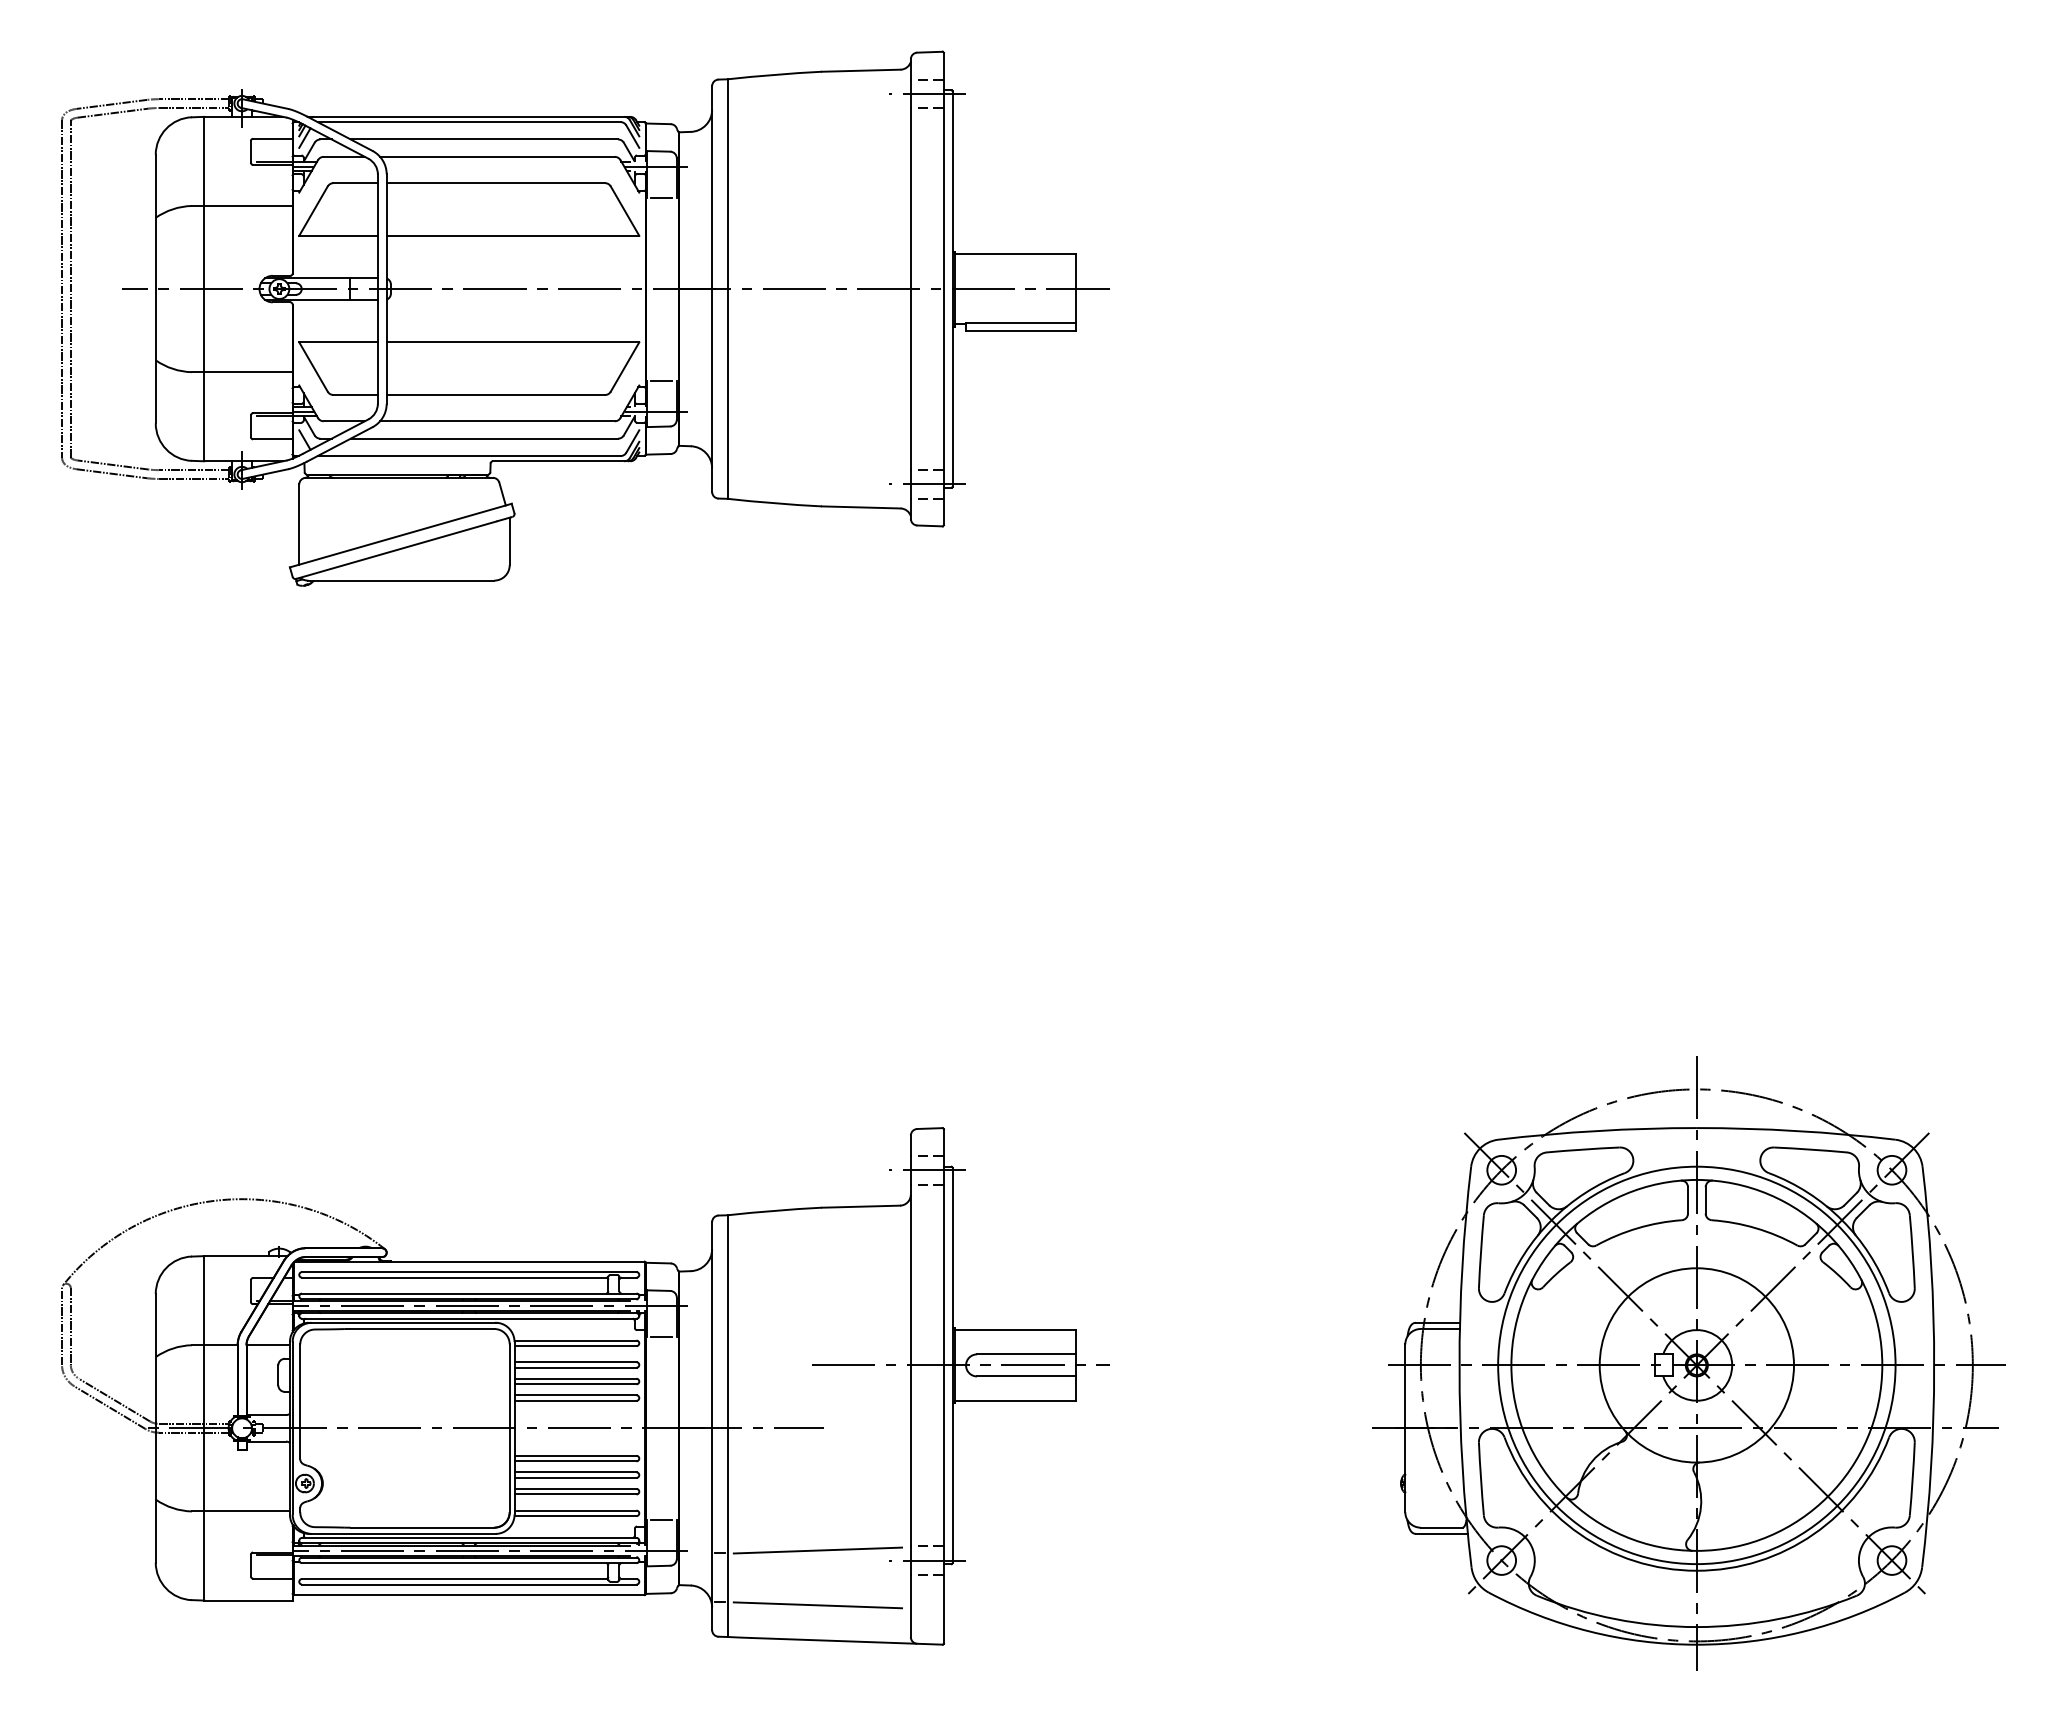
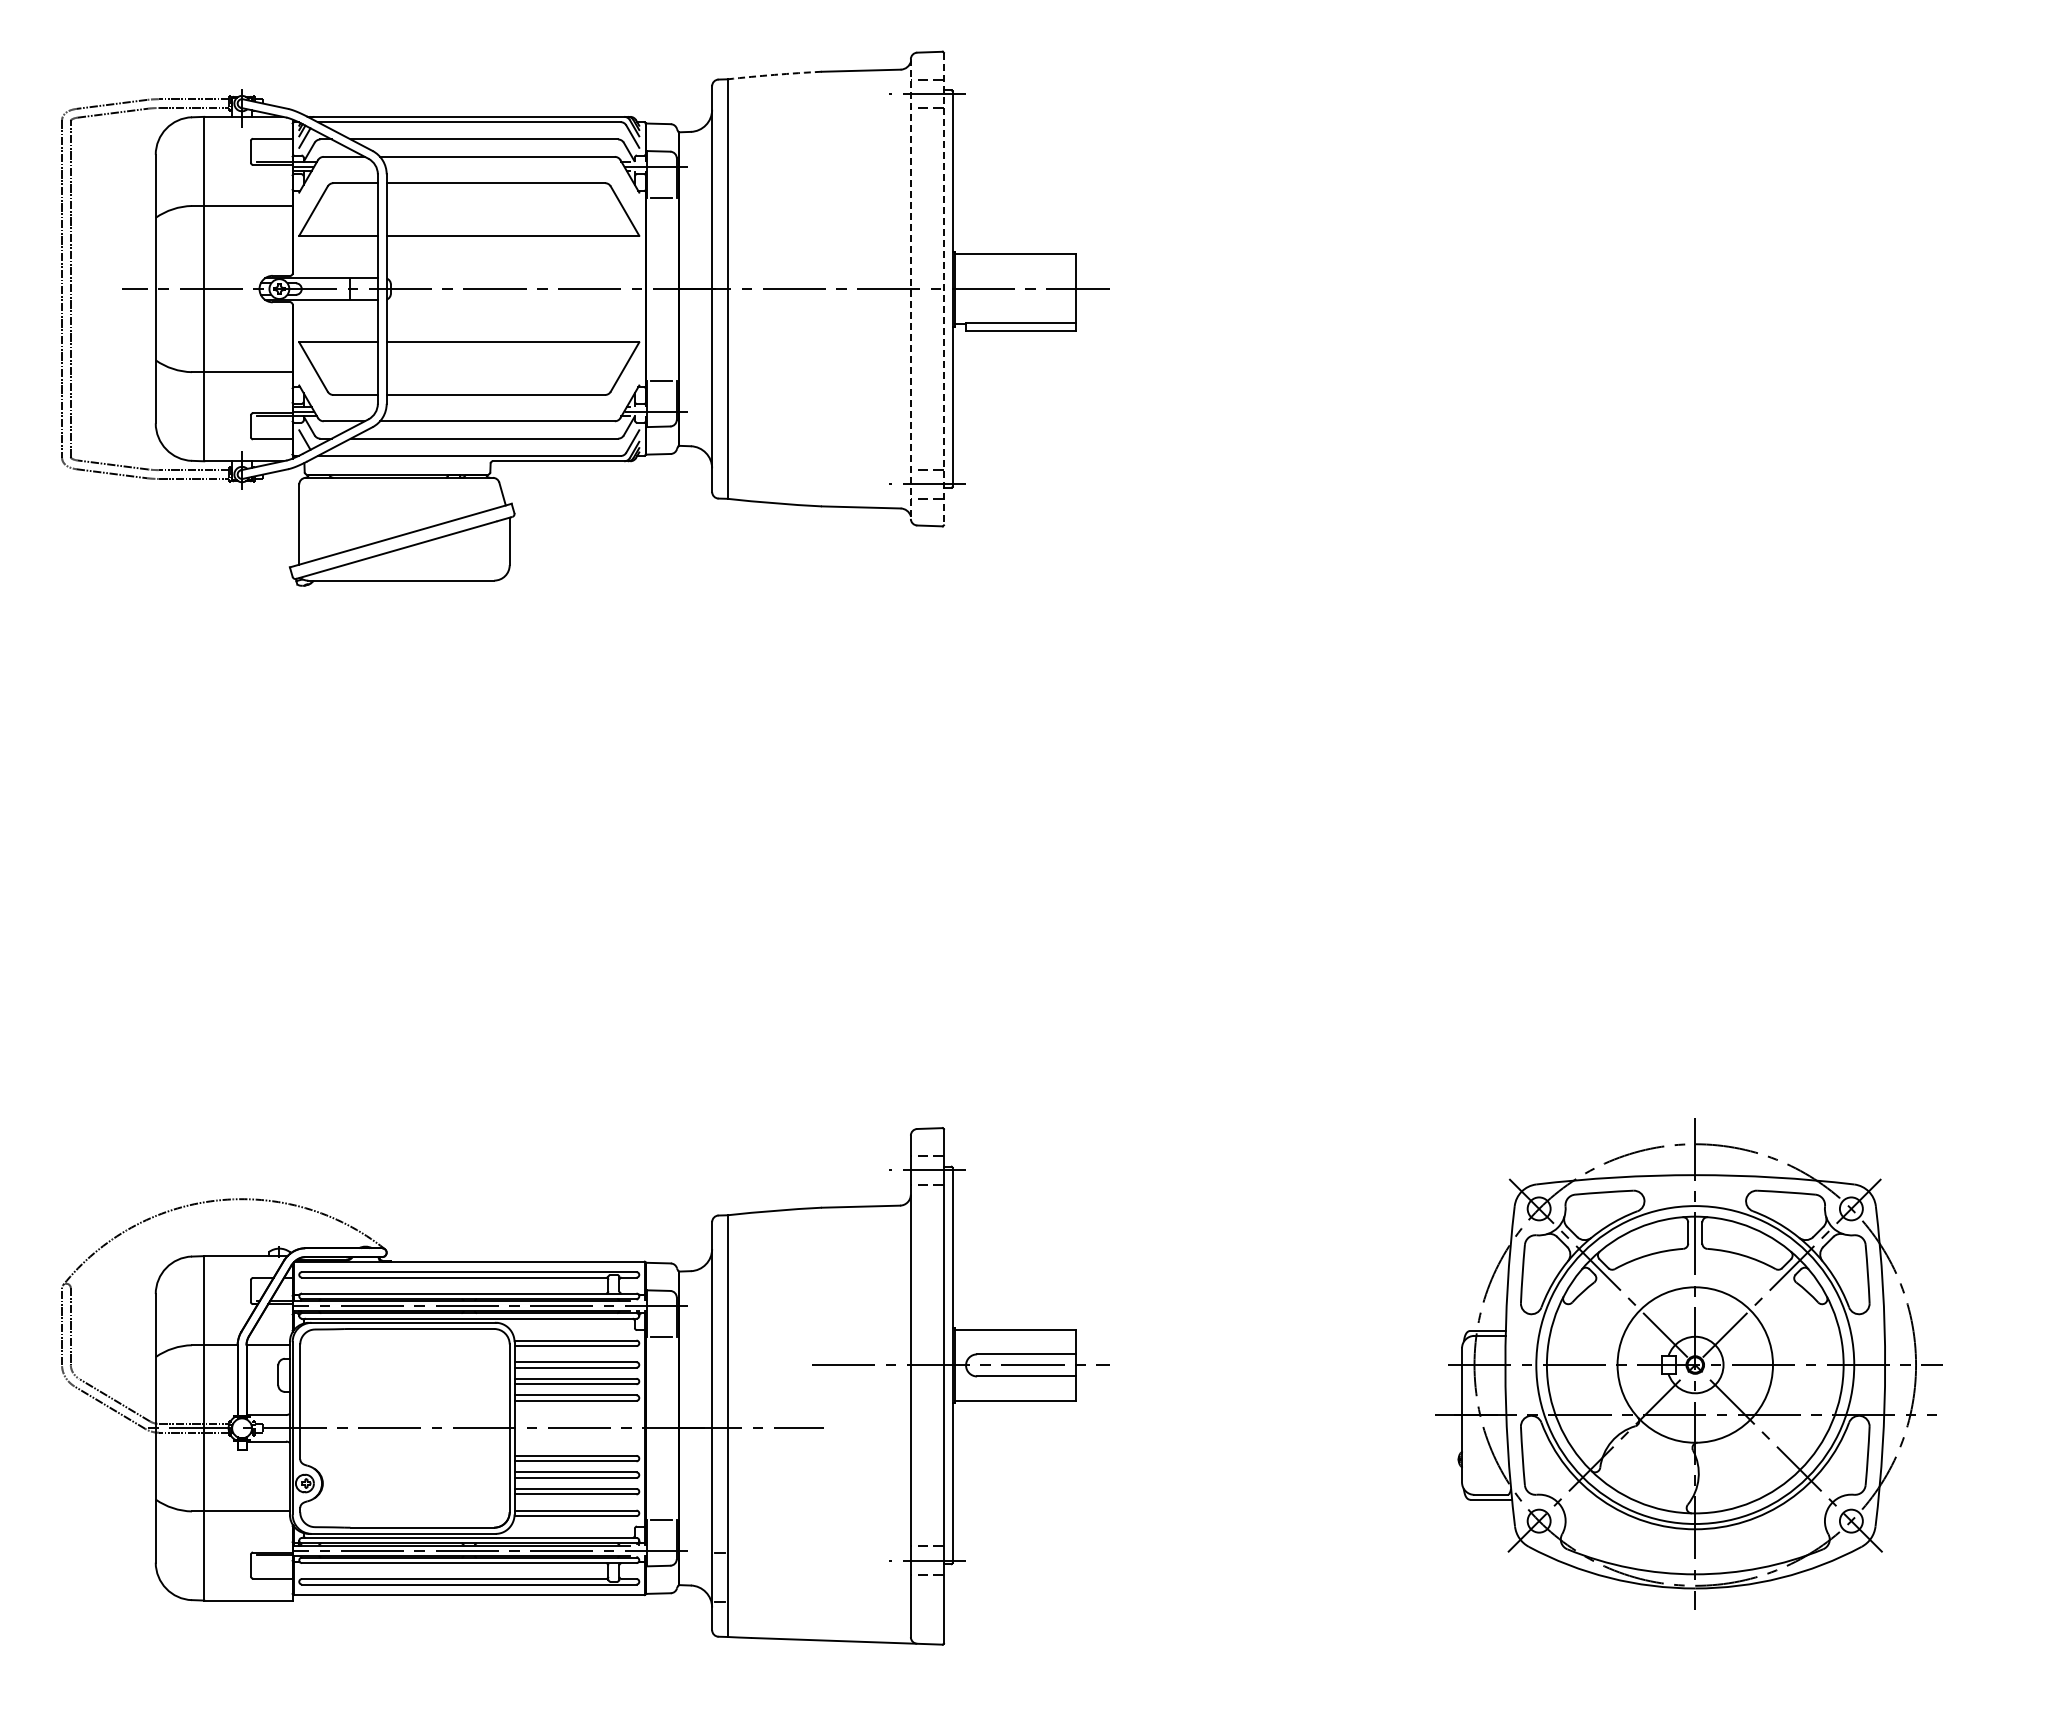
arc: solid -> dashed (774, 74)
line: solid -> dashed (910, 289)
line: solid -> dashed (943, 289)
part size: 634x615 px -> 508x492 px (1688, 1363)
line: present -> none (817, 1550)
line: present -> none (817, 1605)
